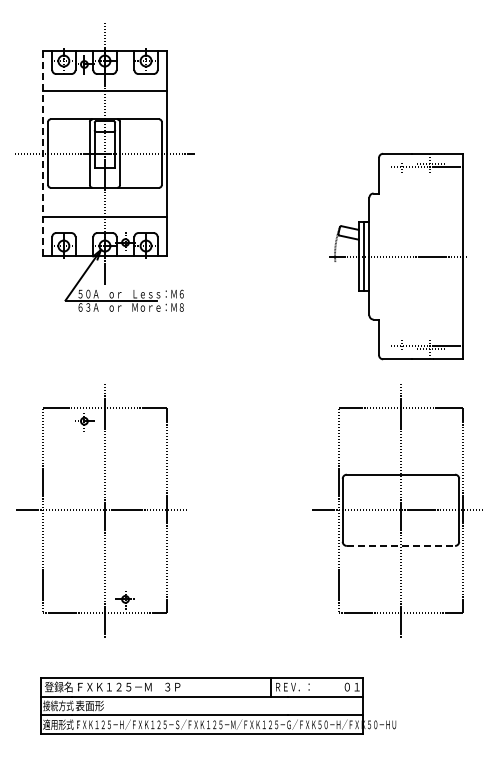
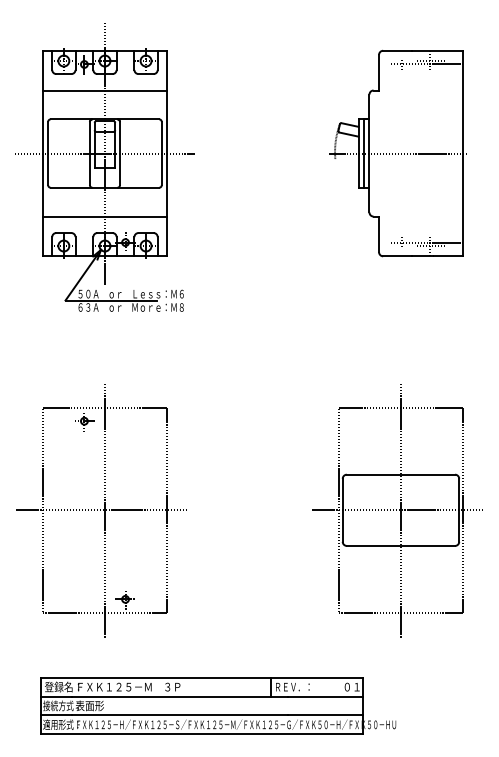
line: dashed -> solid (43, 153)
part position: (397, 256) -> (397, 153) (397, 153)
line: dashed -> solid (401, 545)
